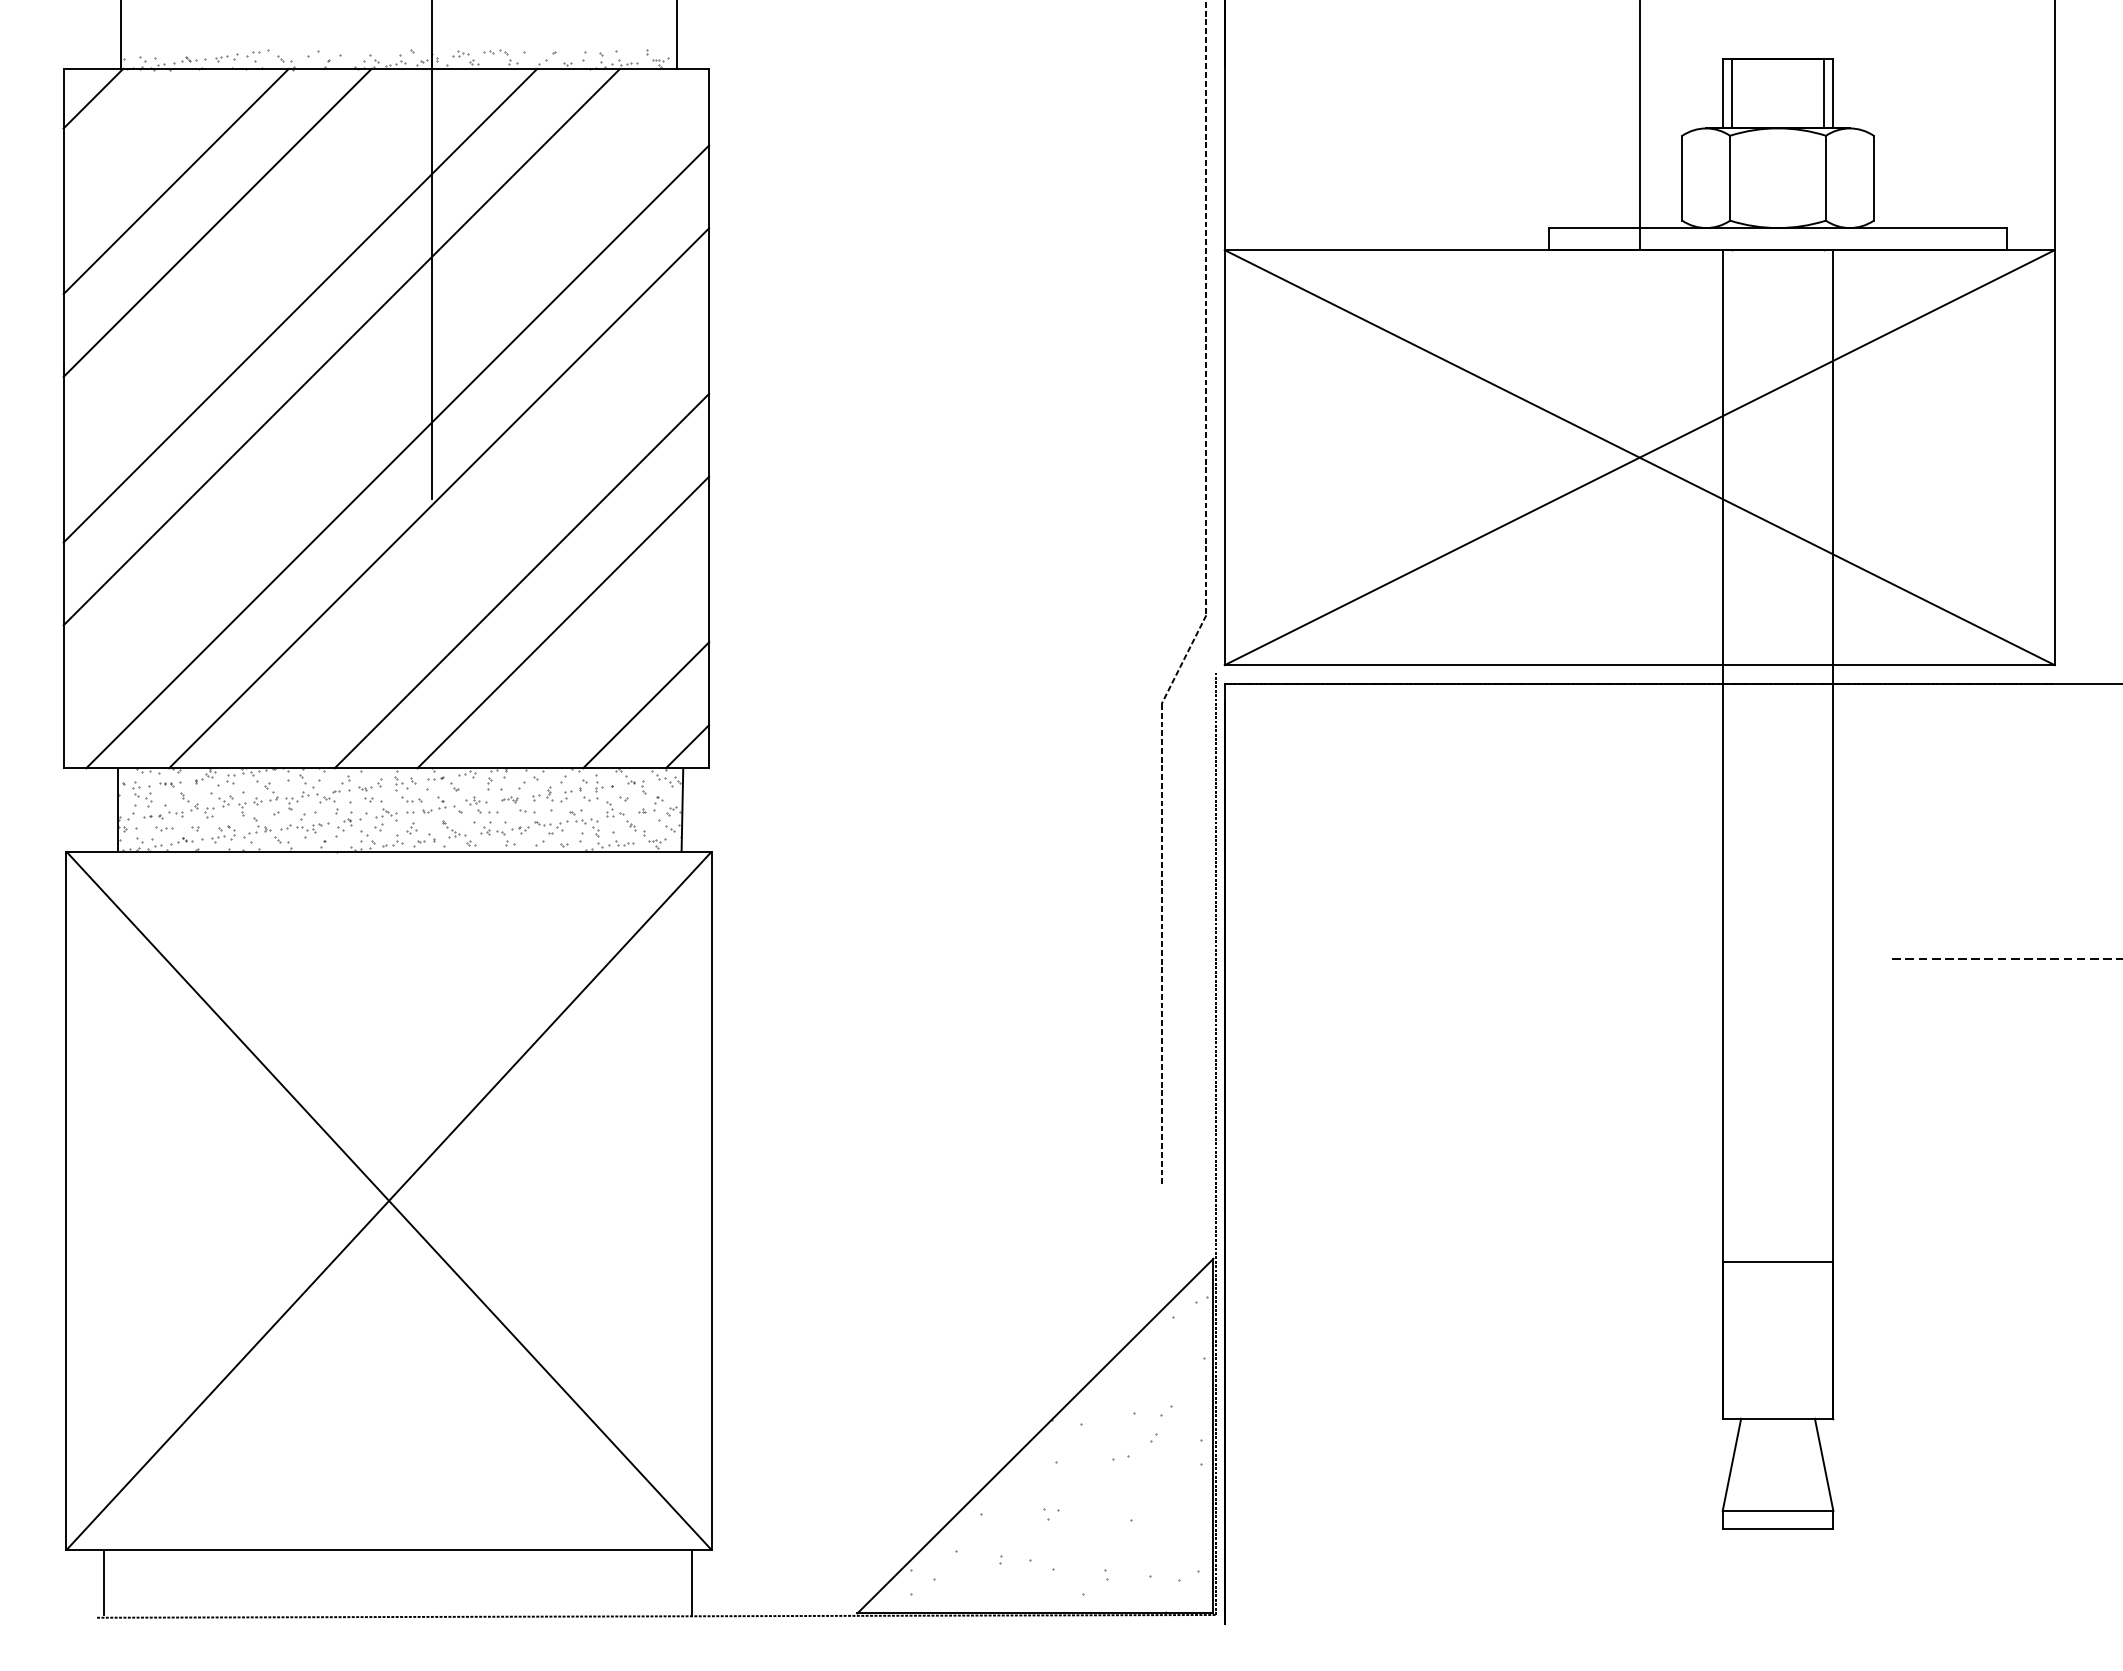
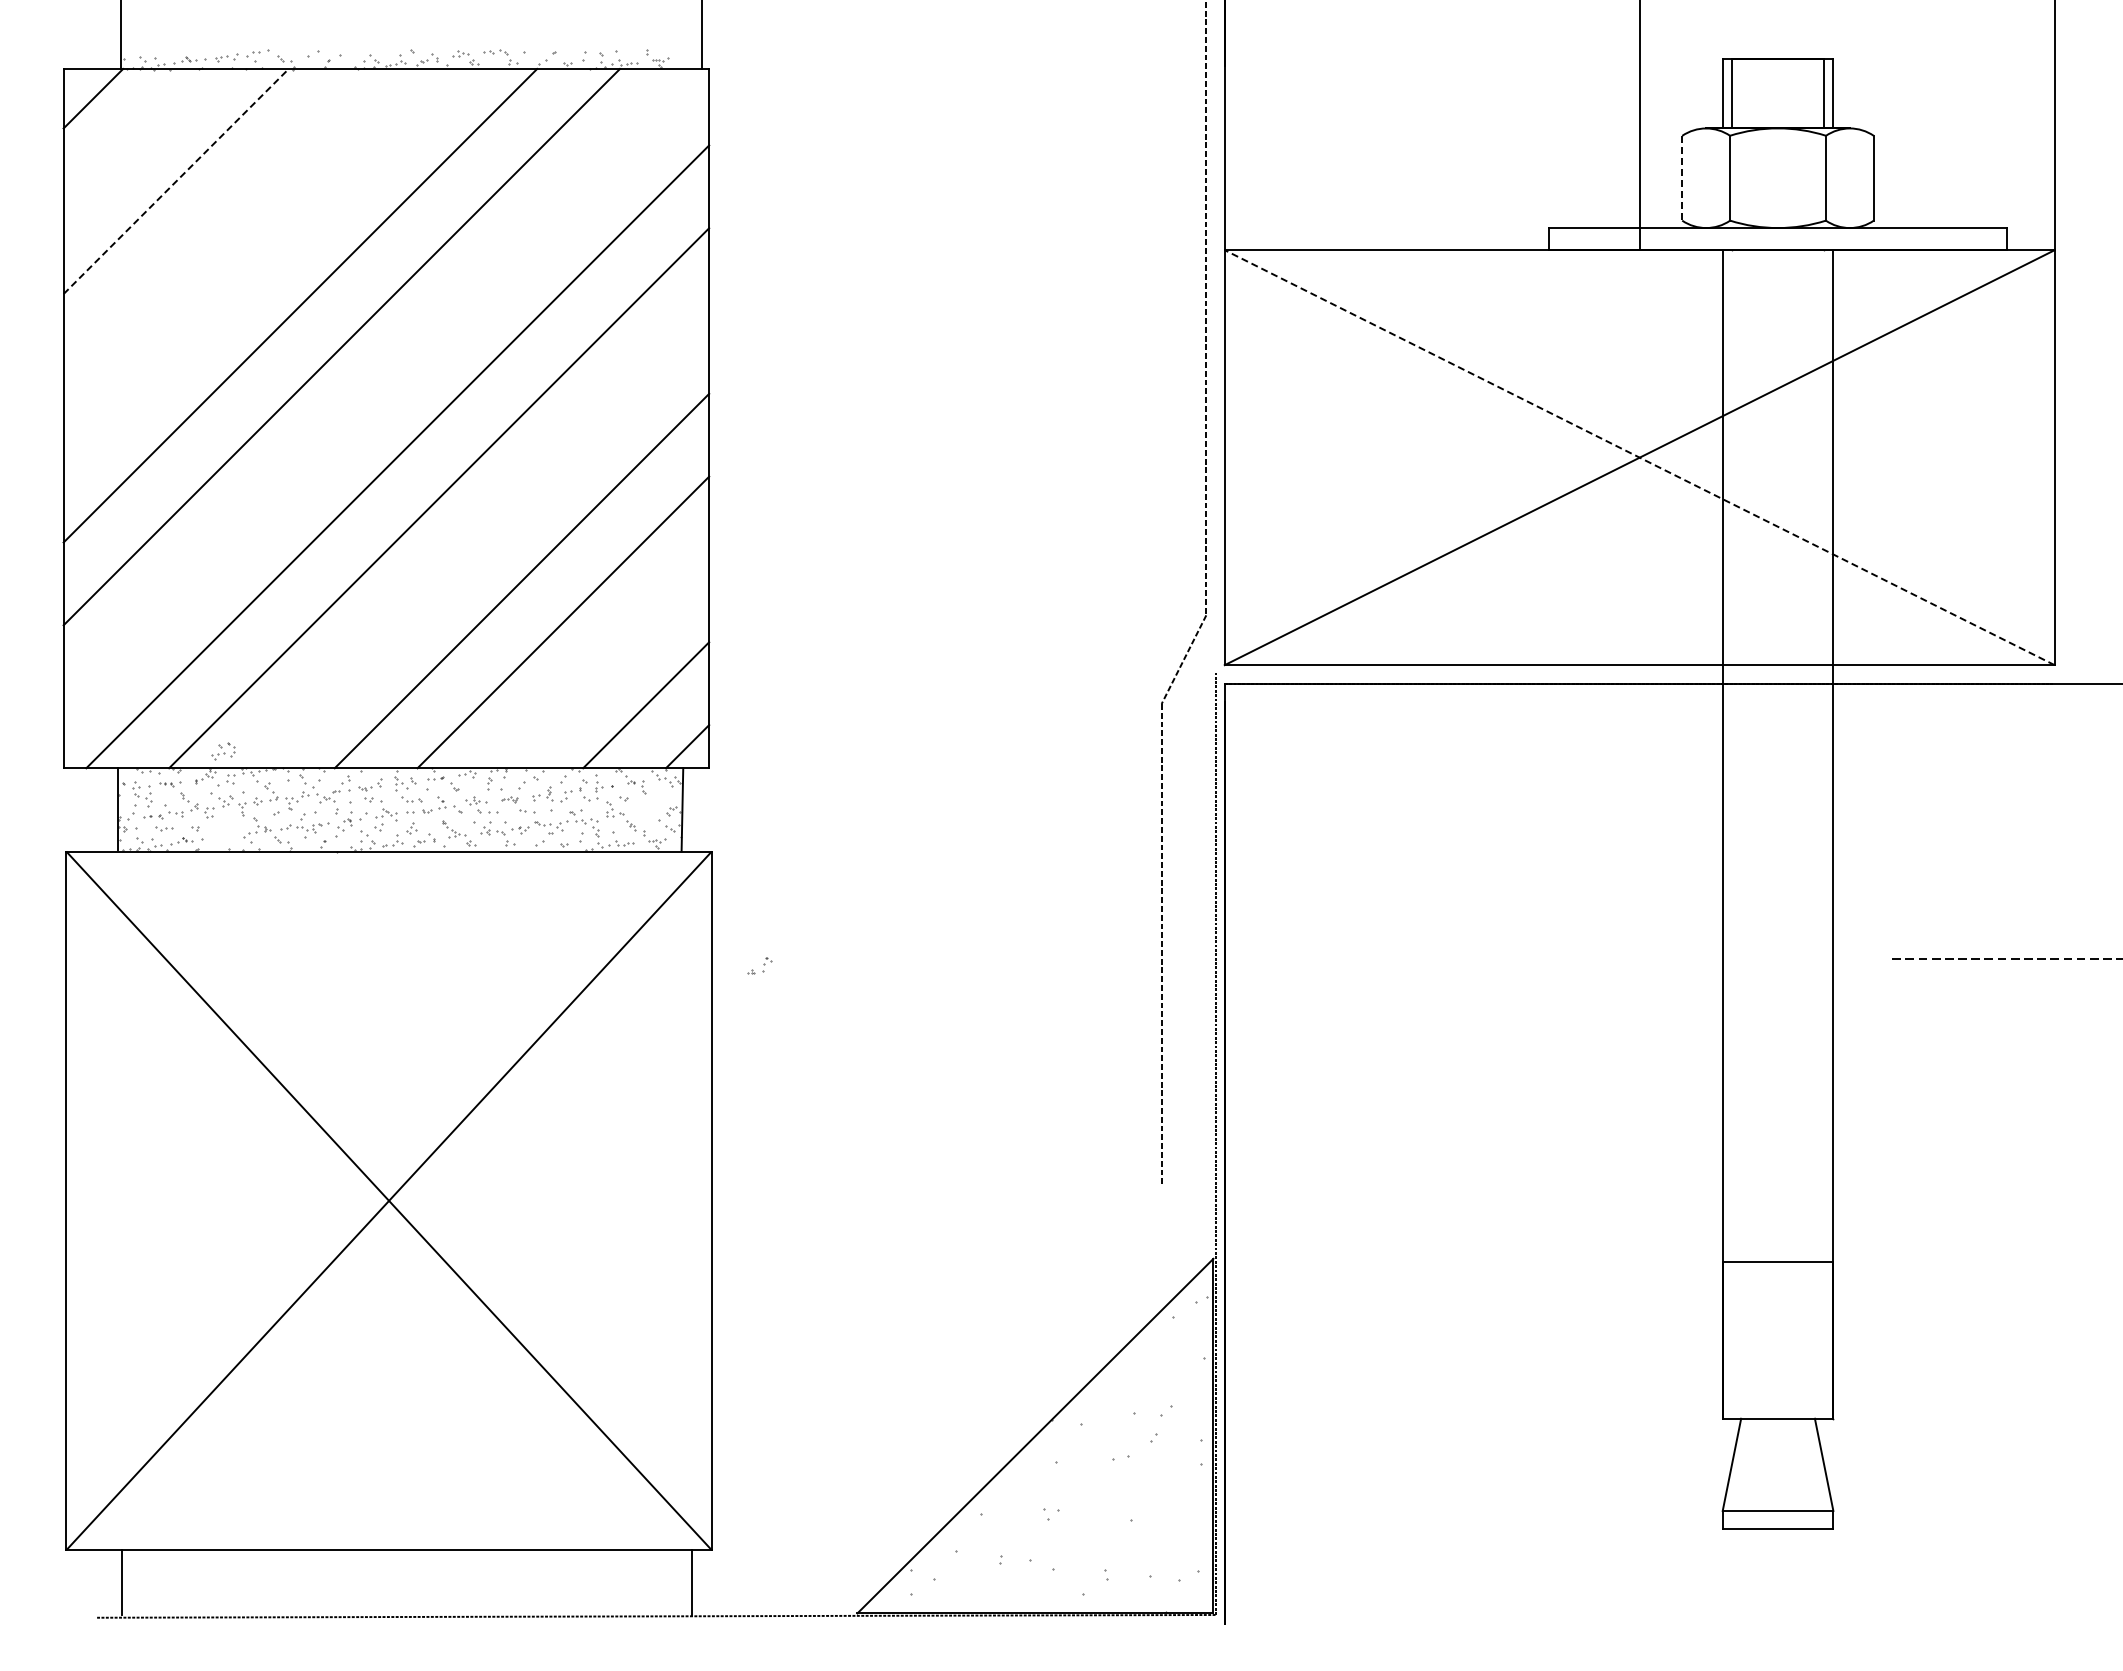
line position: (676, 35) -> (701, 35) (701, 35)
line: solid -> dashed (1682, 178)
line: solid -> dashed (176, 181)
line: present -> none (217, 222)
line: present -> none (431, 250)
line: solid -> dashed (1639, 457)
part position: (650, 804) -> (759, 965) (759, 965)
part position: (223, 834) -> (223, 751) (223, 751)
line position: (103, 1582) -> (121, 1582) (121, 1582)
